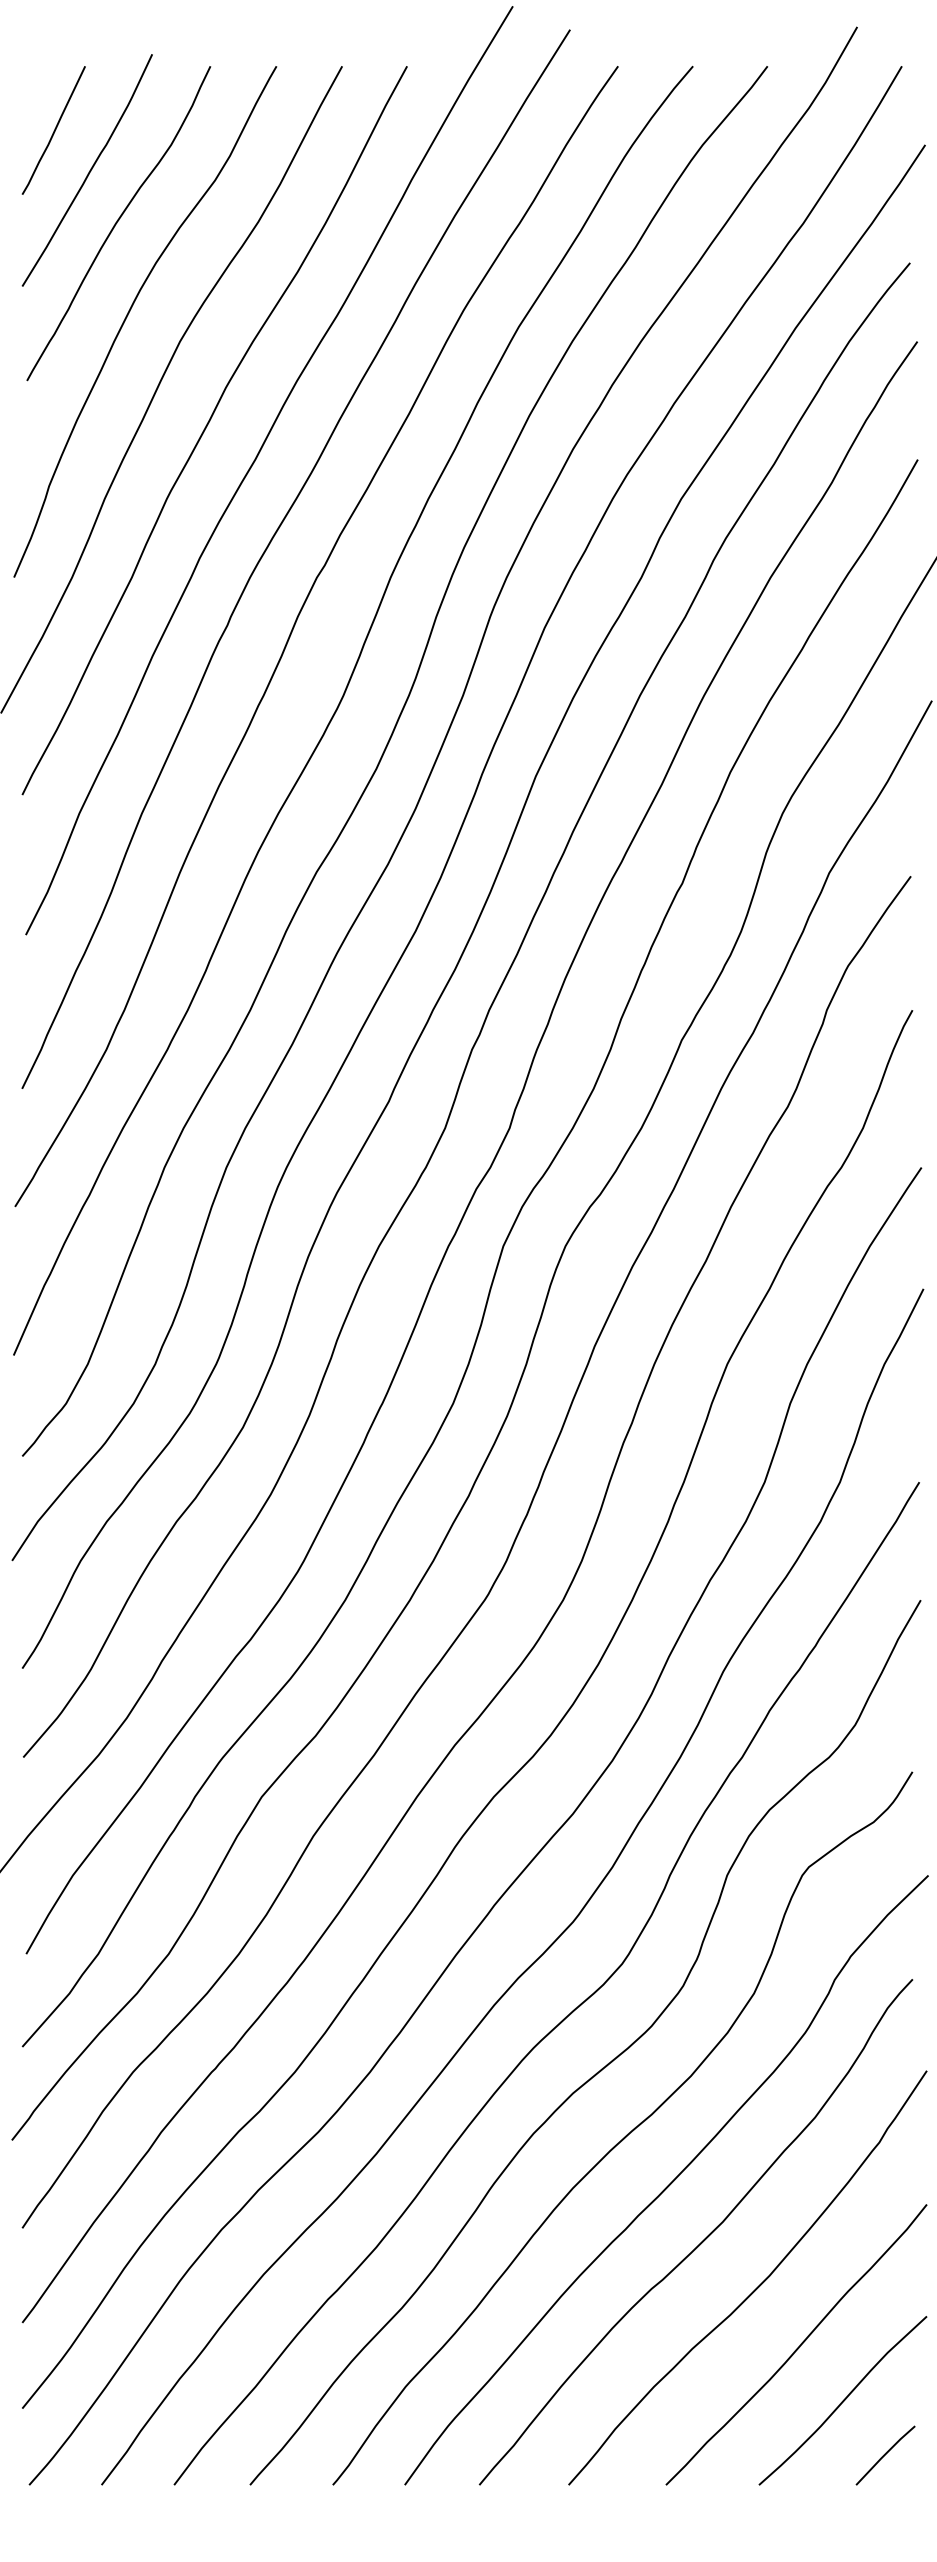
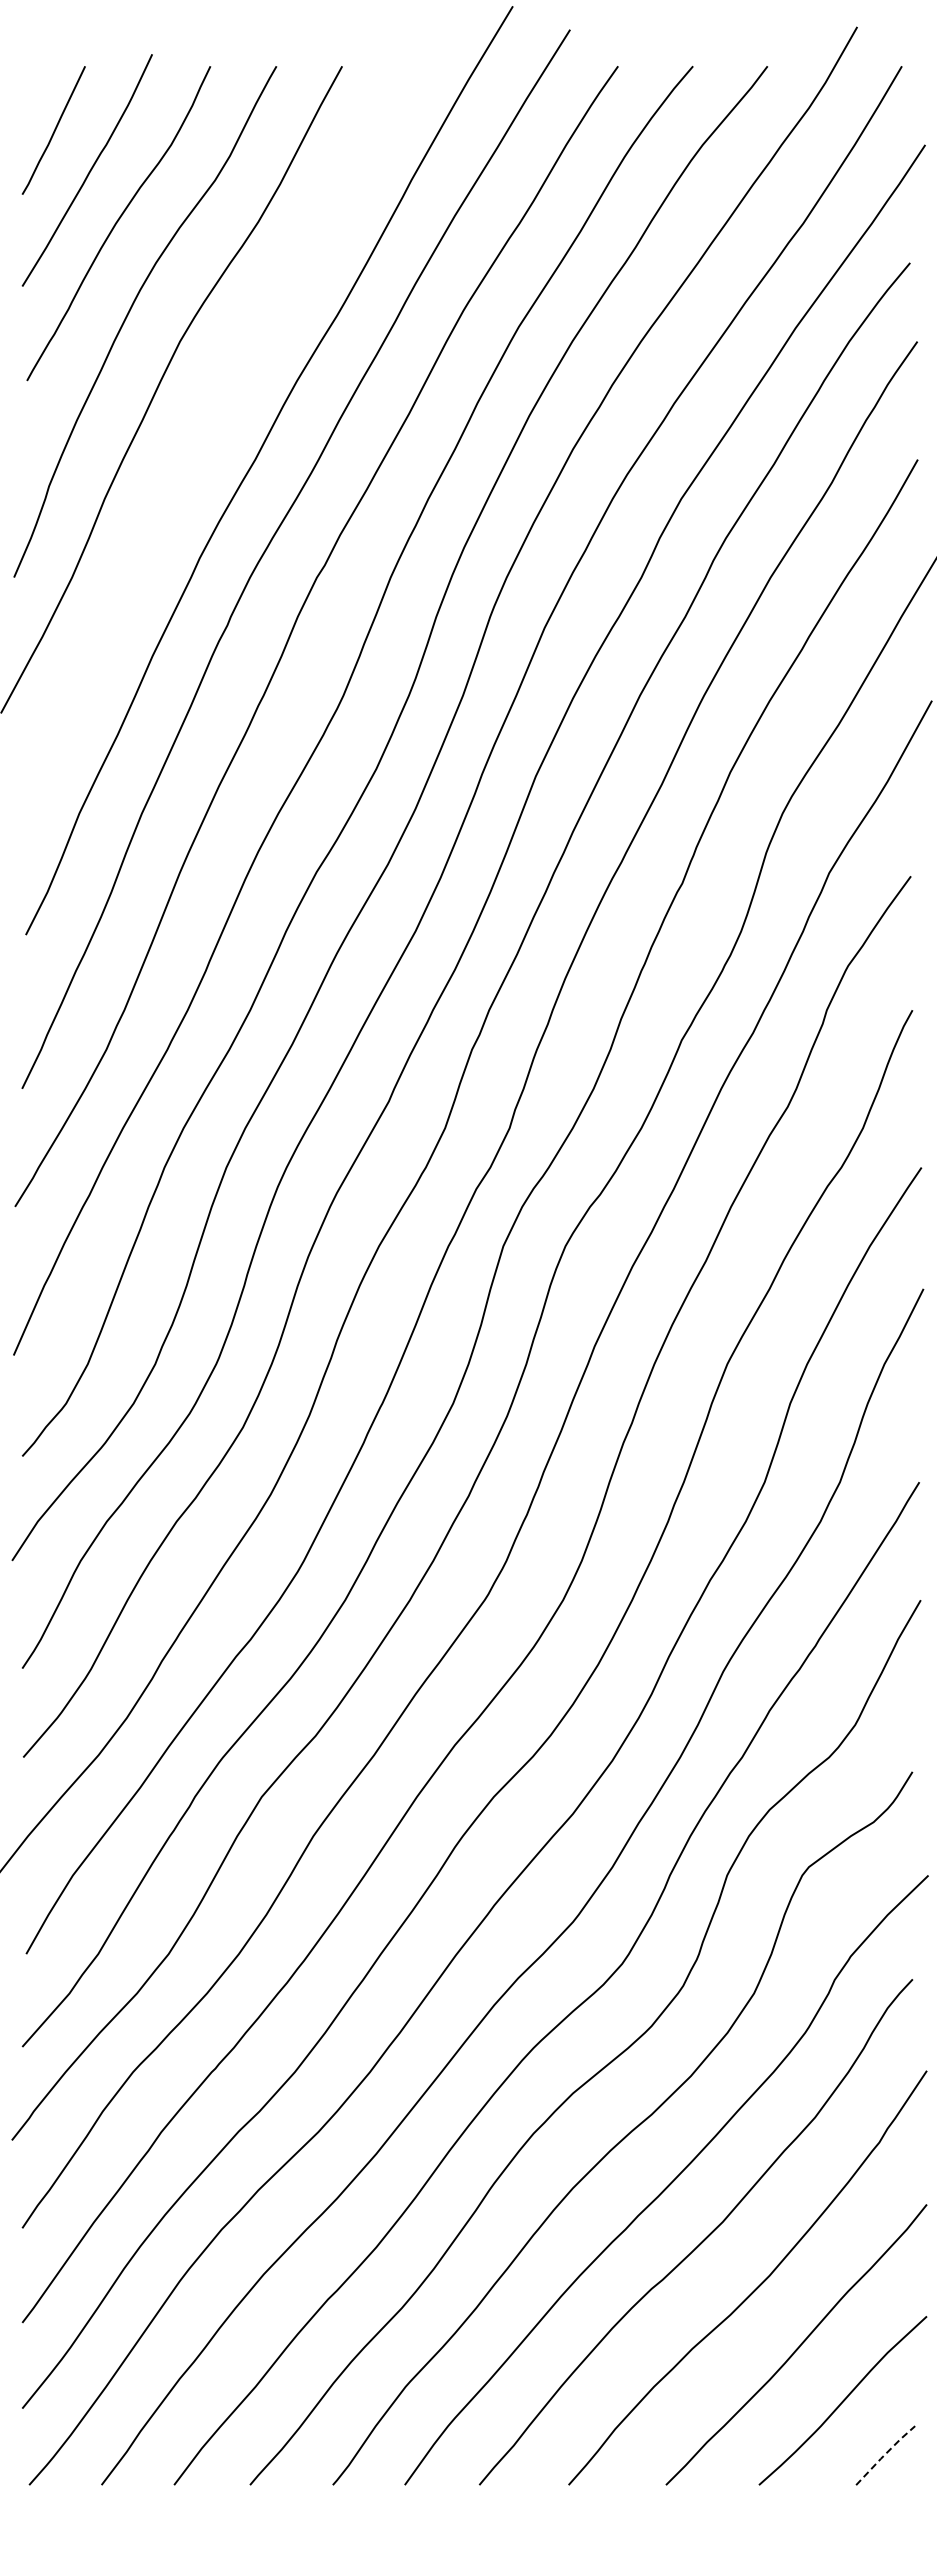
curve: present -> none (207, 426)
line: solid -> dashed (885, 2454)
